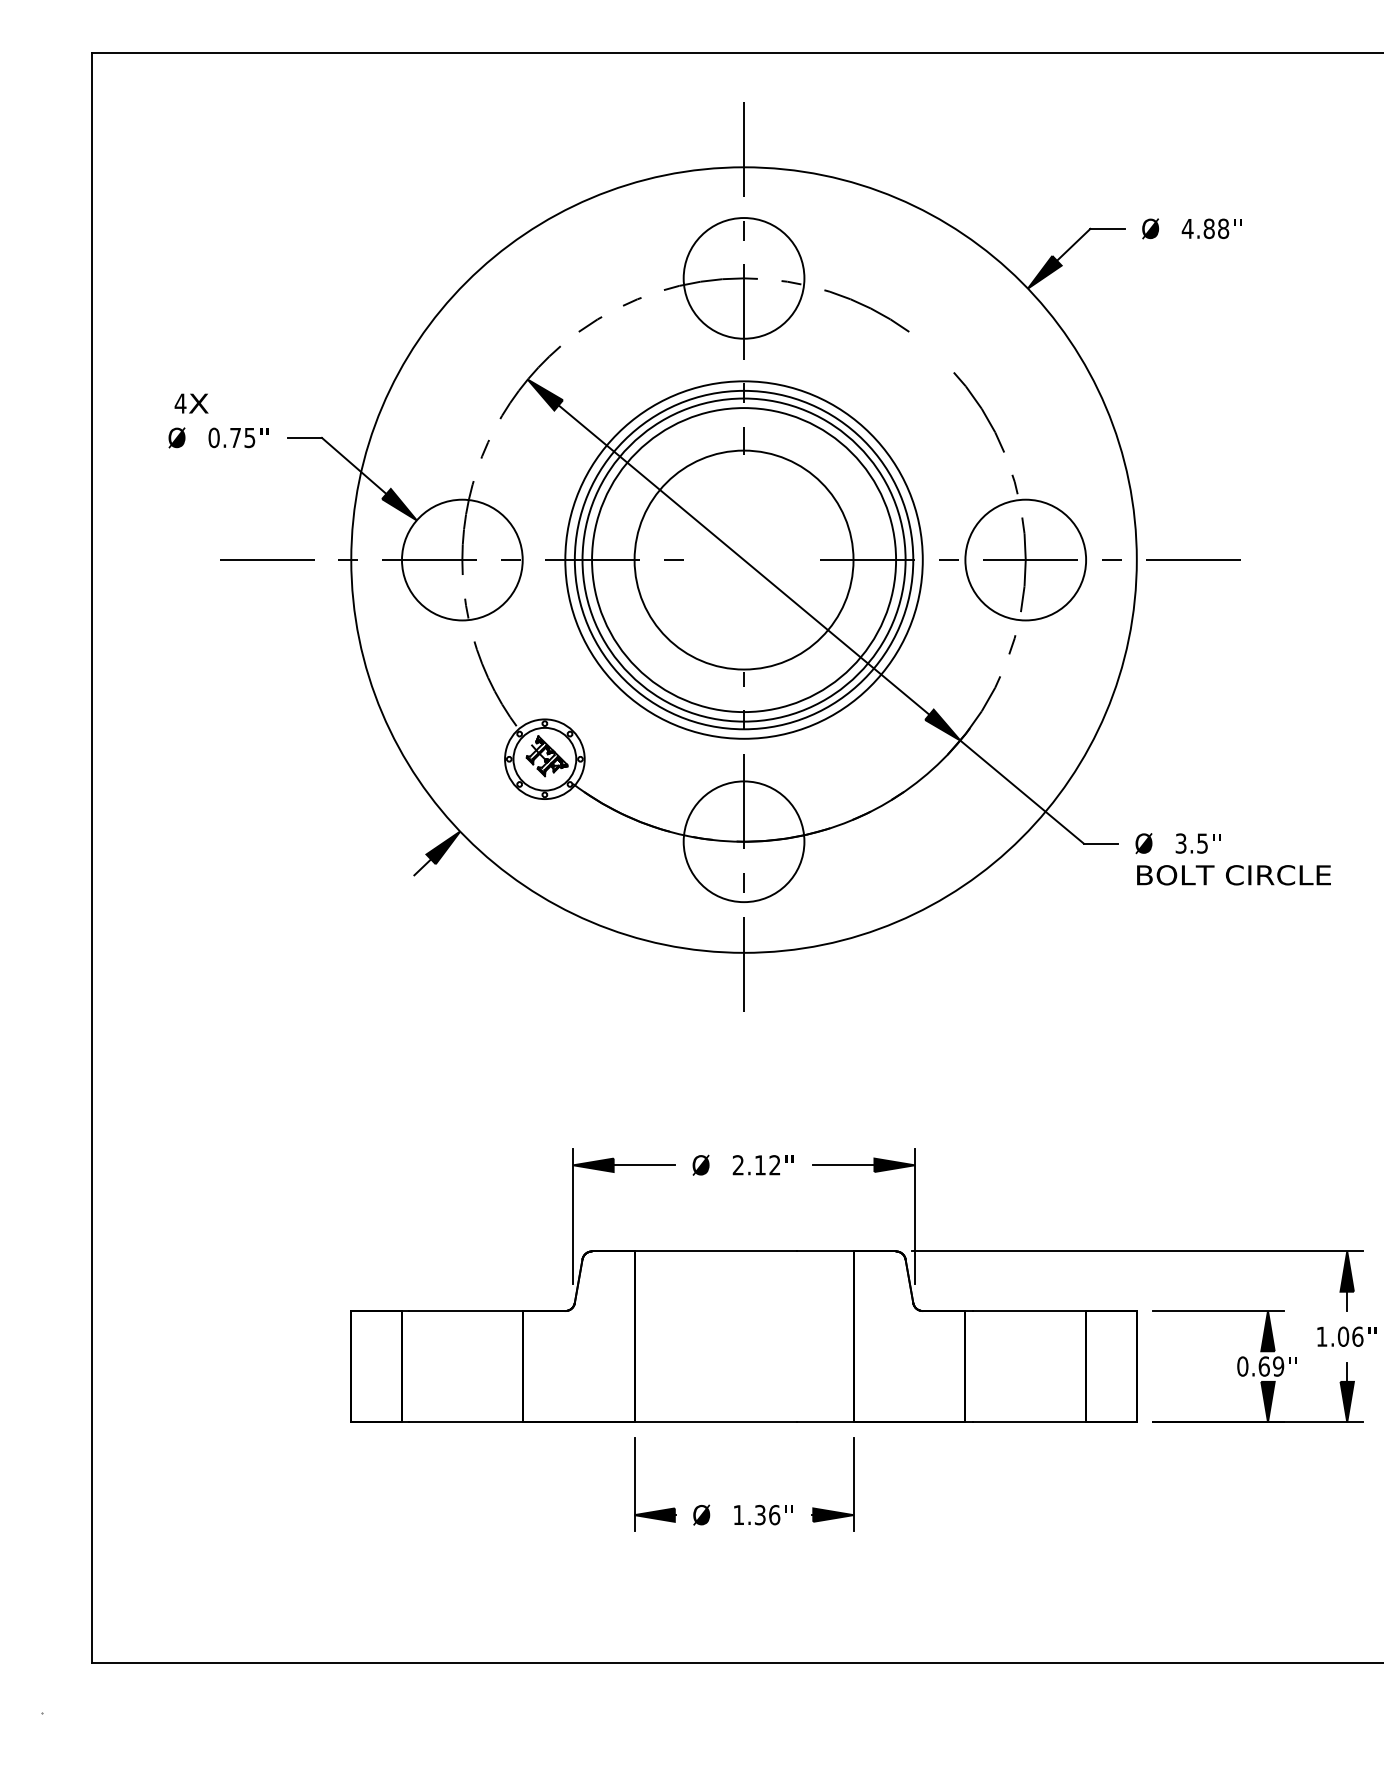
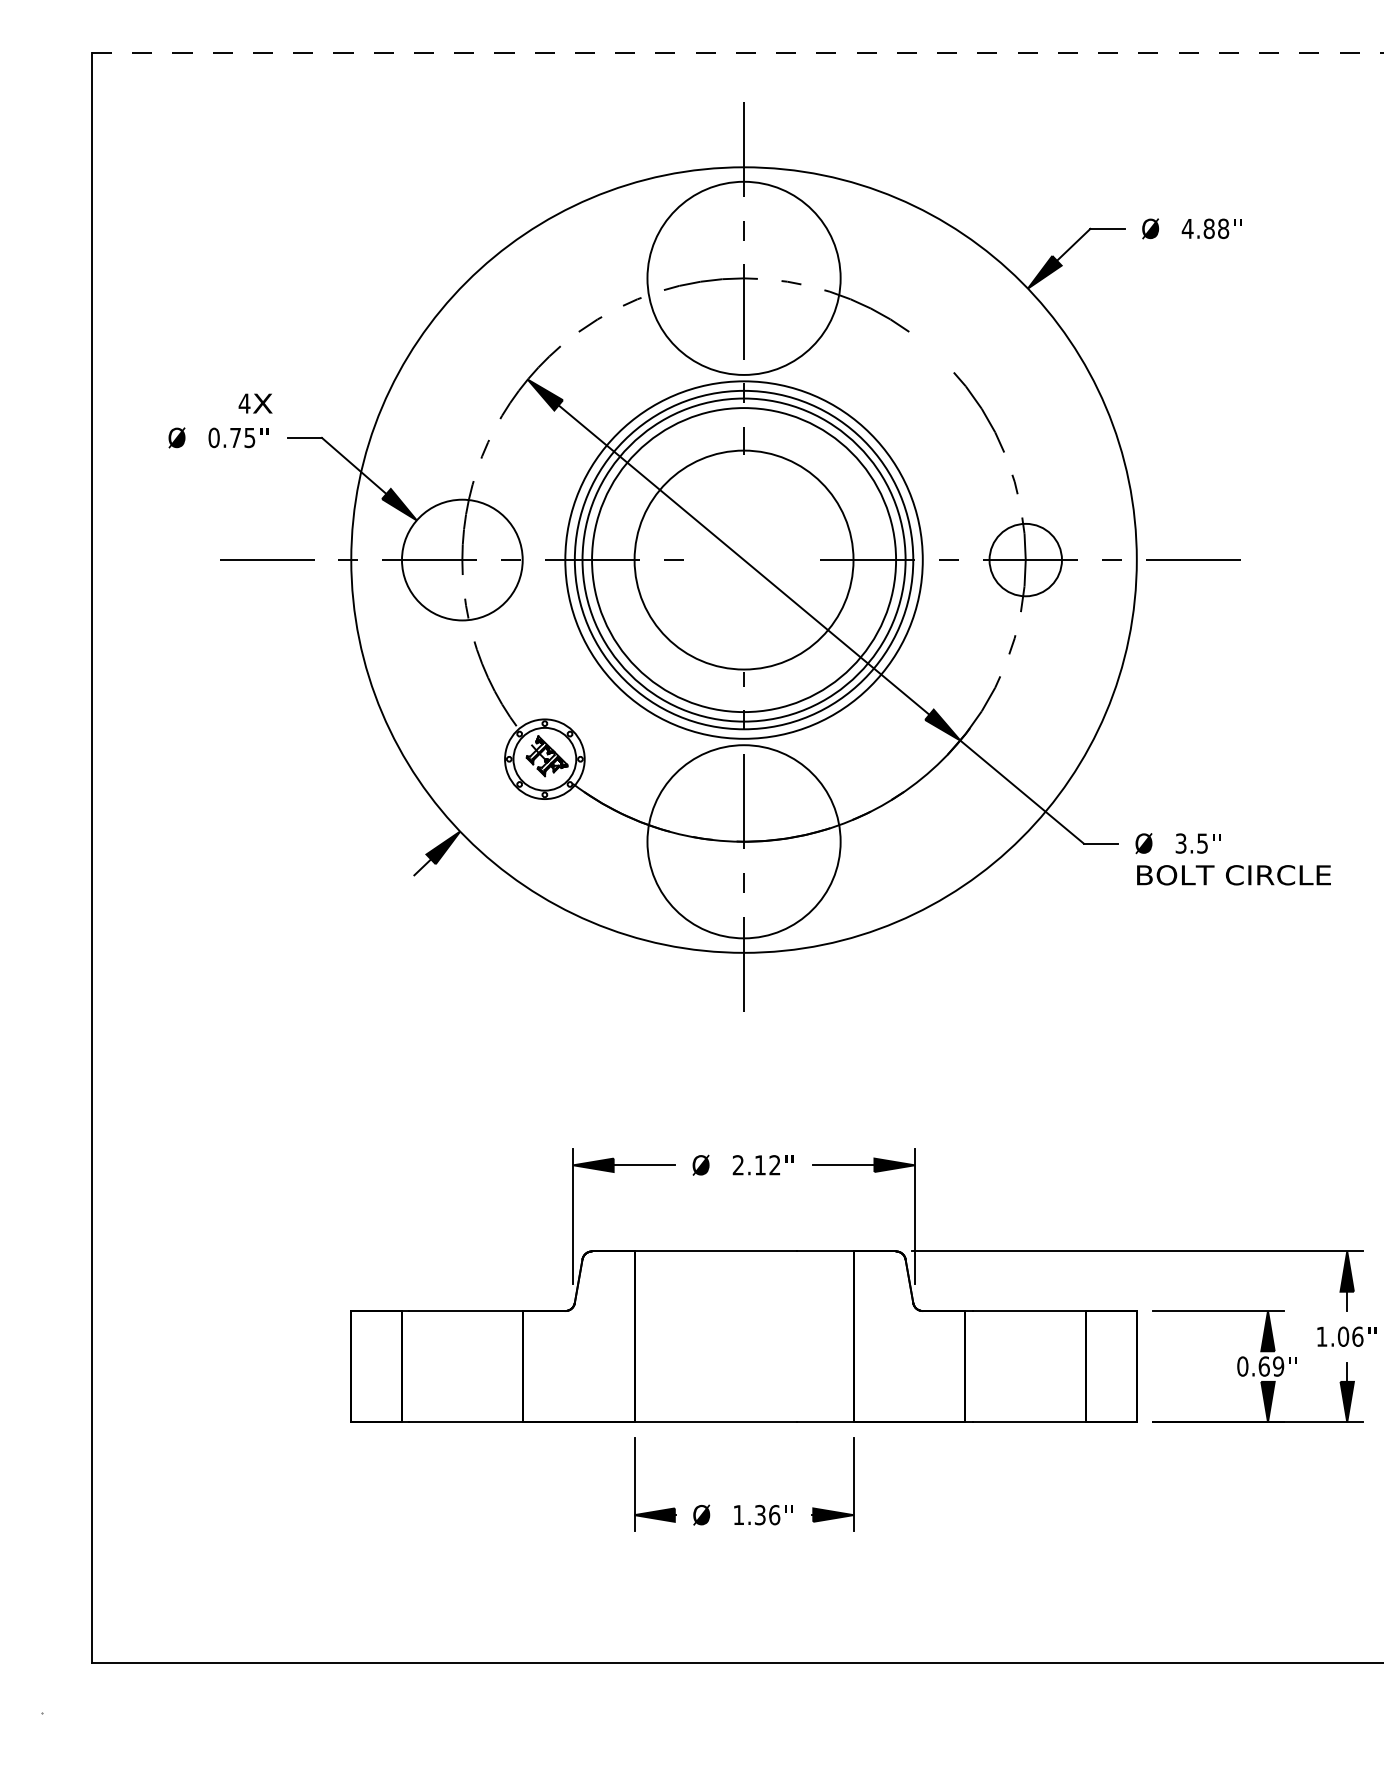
line: solid -> dashed (737, 52)
circle diameter: 121 px -> 193 px (743, 277)
text position: (191, 403) -> (255, 403) (255, 403)
circle diameter: 121 px -> 72 px (1025, 559)
circle diameter: 121 px -> 193 px (743, 841)
